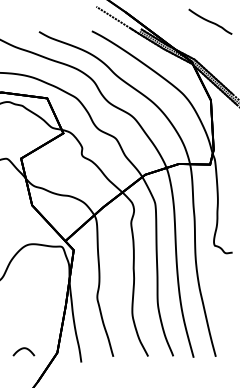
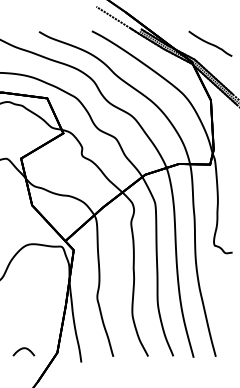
curve position: (210, 21) -> (210, 43) (210, 43)
